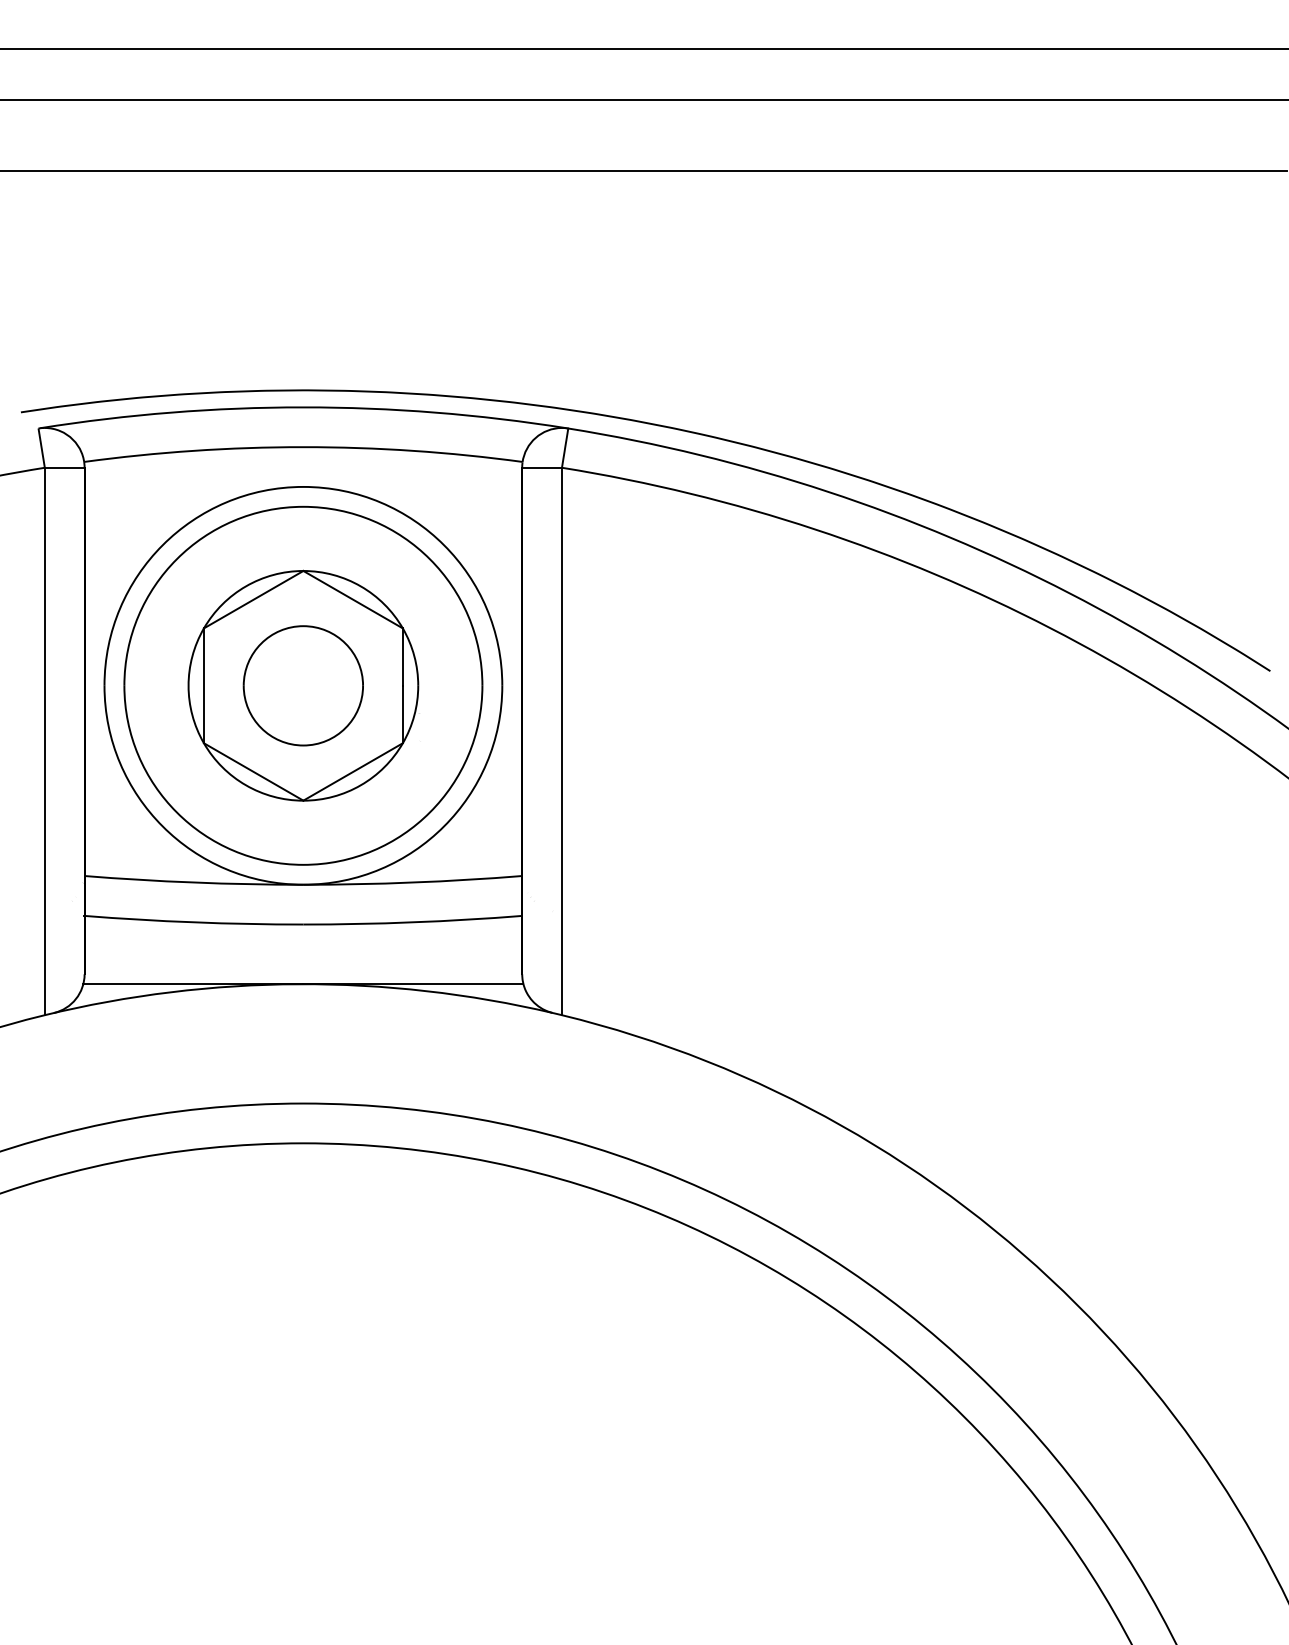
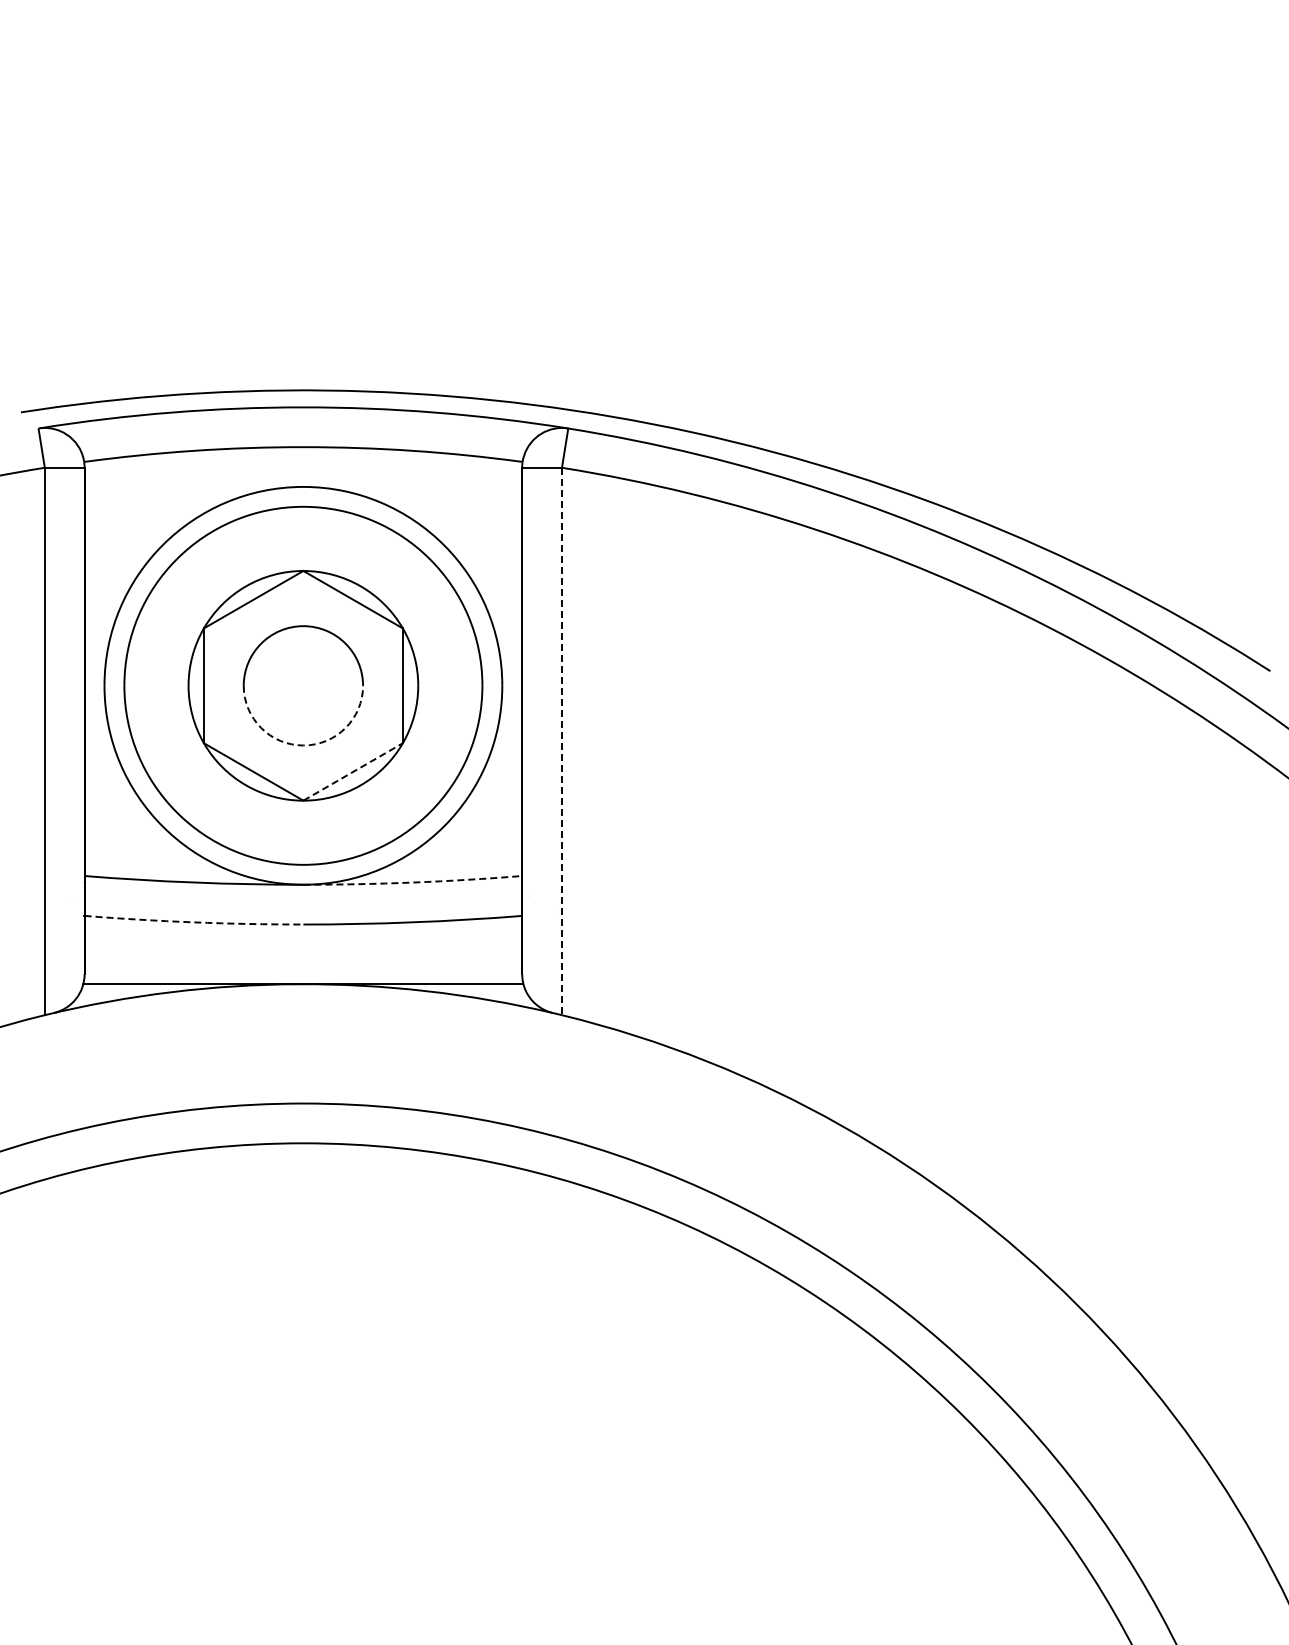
line: present -> none (643, 49)
line: present -> none (643, 99)
line: present -> none (643, 171)
line: solid -> dashed (561, 741)
arc: solid -> dashed (303, 745)
line: solid -> dashed (353, 771)
arc: solid -> dashed (412, 882)
arc: solid -> dashed (193, 922)
